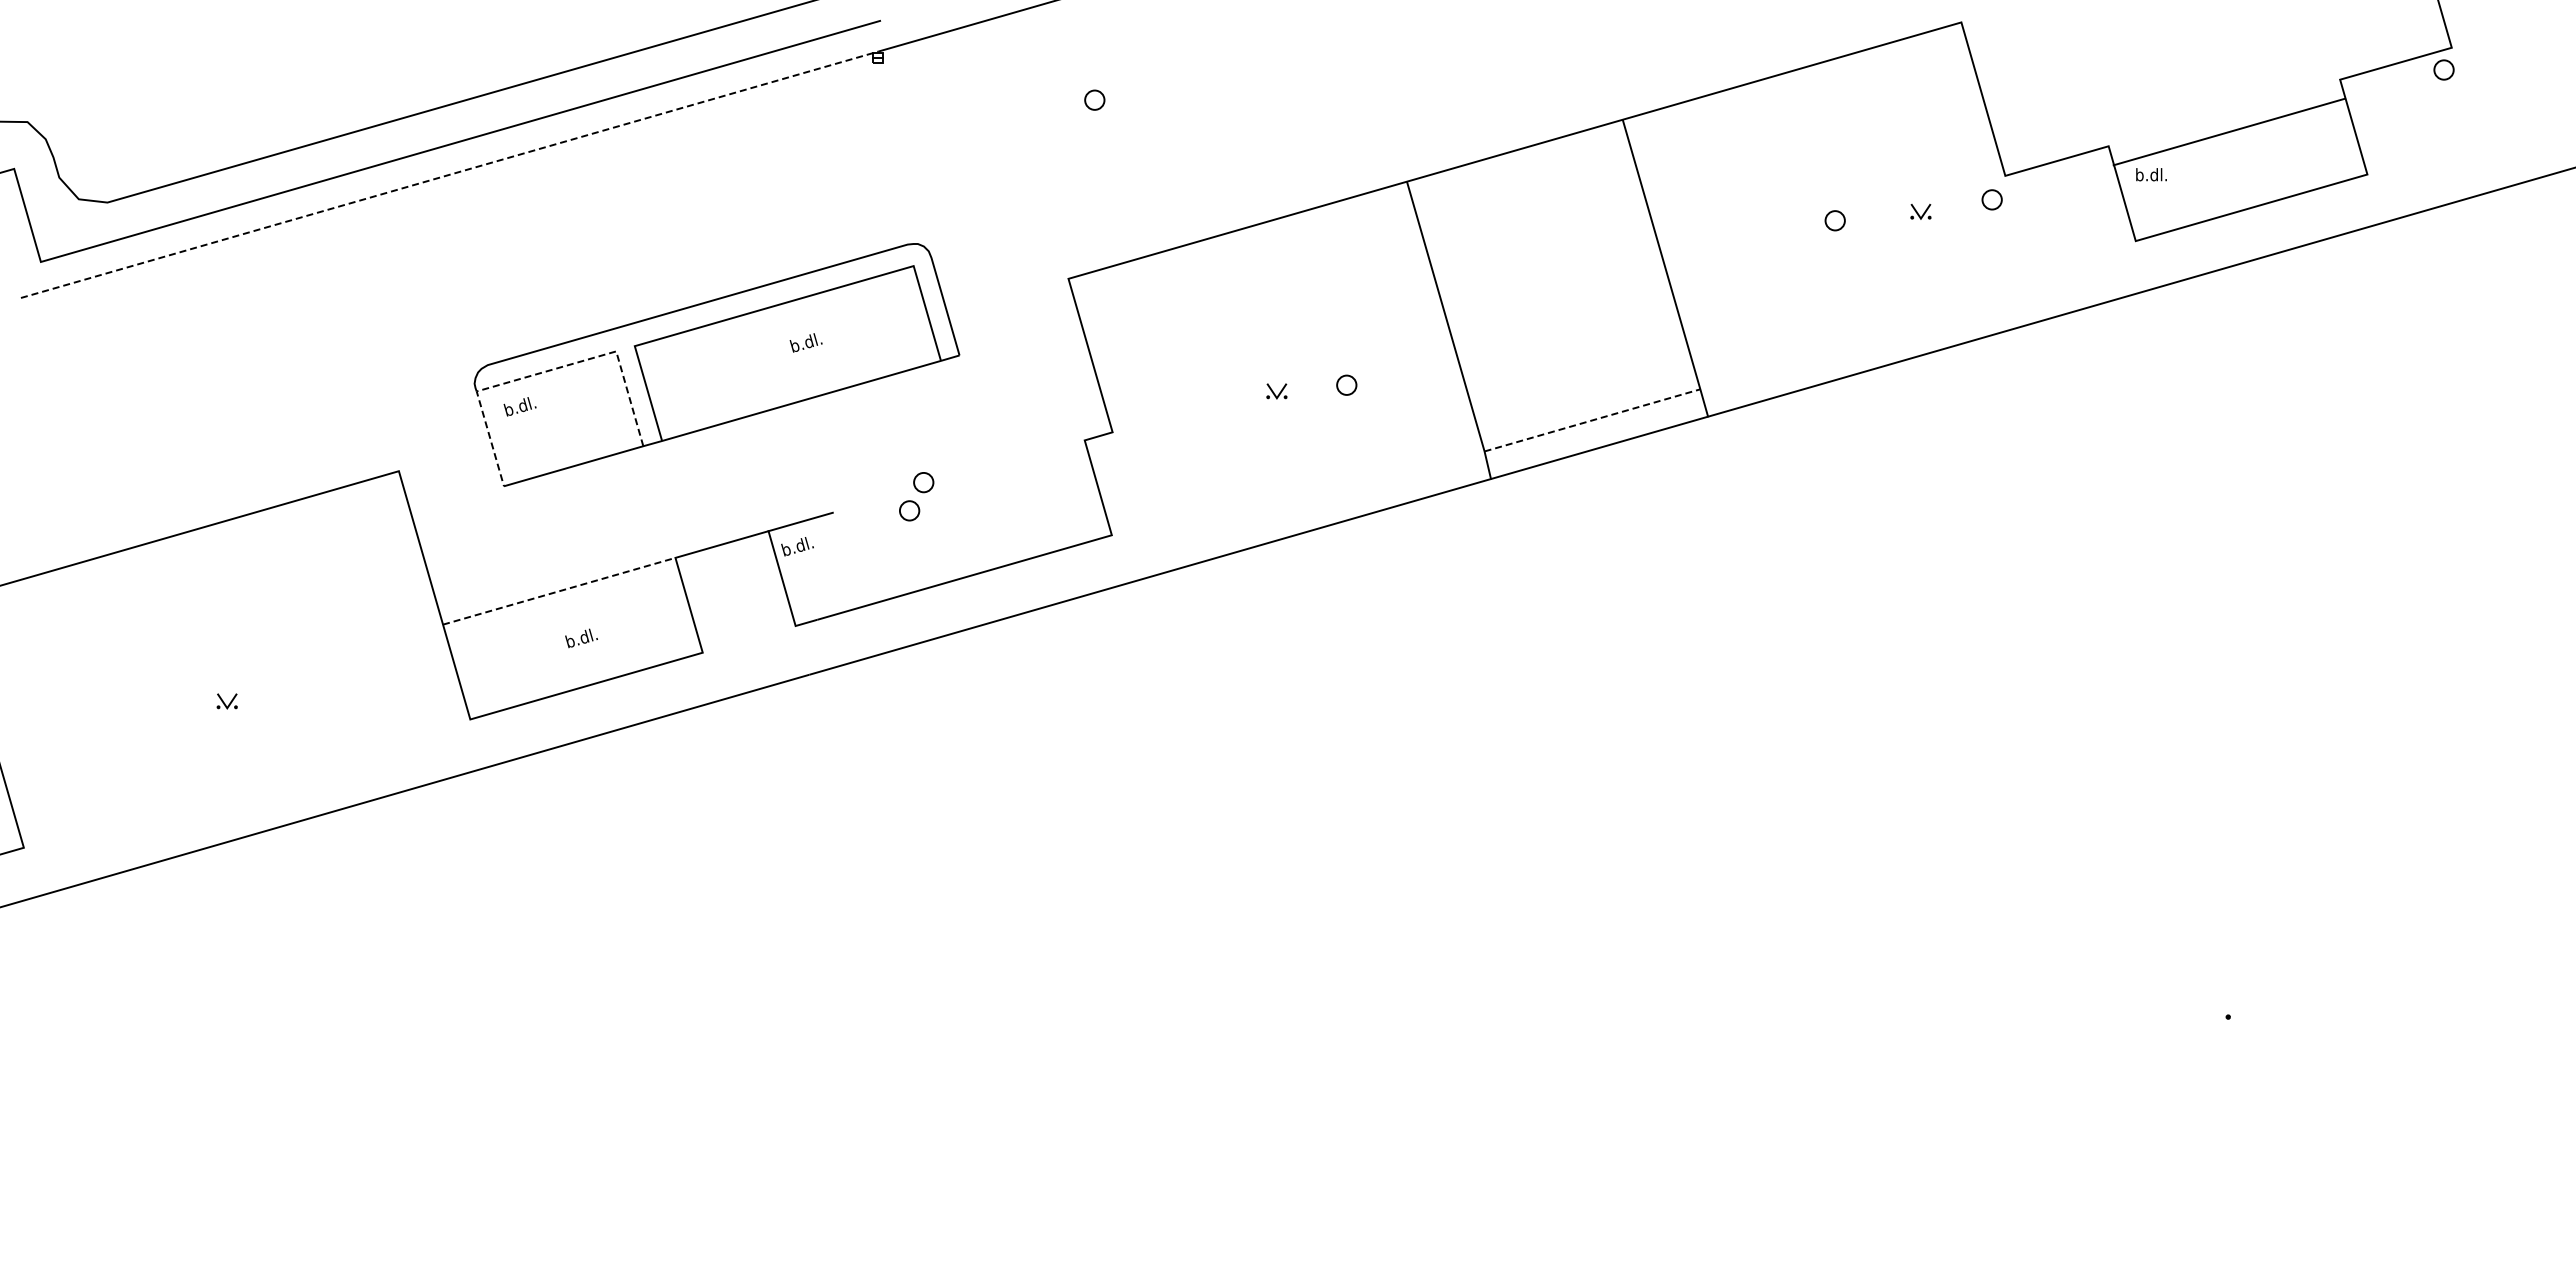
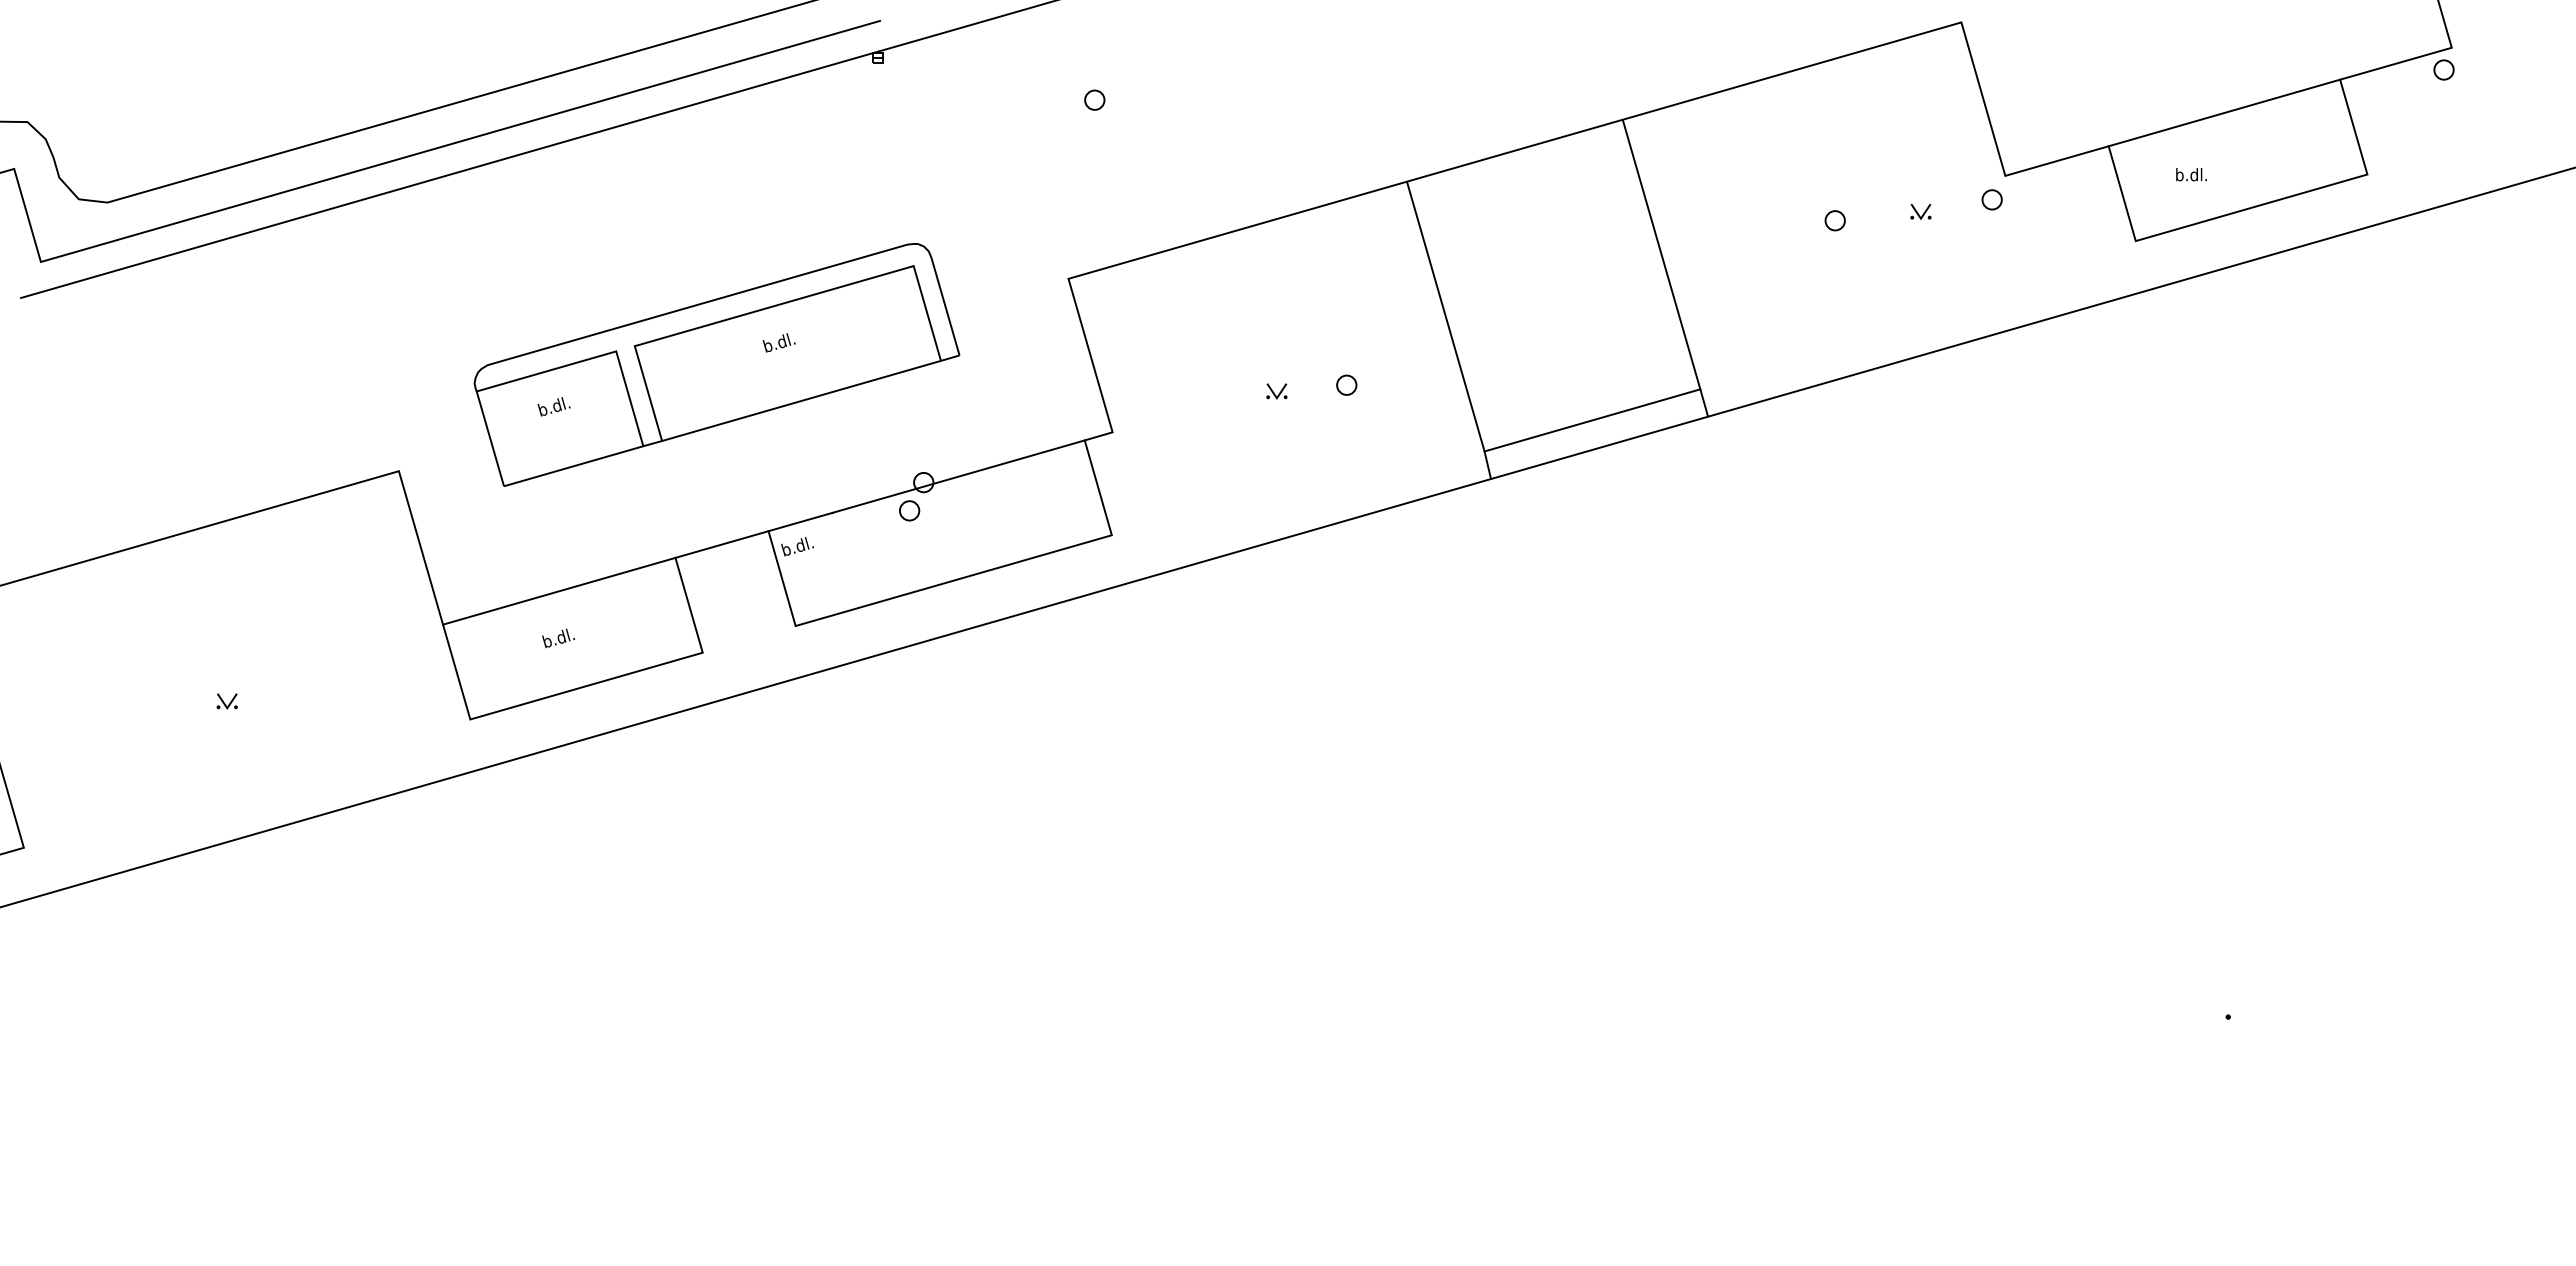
line position: (2229, 131) -> (2224, 112) (2224, 112)
line: dashed -> solid (450, 174)
text position: (2151, 174) -> (2191, 174) (2191, 174)
text position: (805, 342) -> (778, 342) (778, 342)
line: dashed -> solid (546, 371)
text position: (519, 406) -> (553, 406) (553, 406)
line: dashed -> solid (1592, 420)
line: none -> present (958, 476)
line: dashed -> solid (559, 591)
text position: (581, 638) -> (558, 638) (558, 638)
